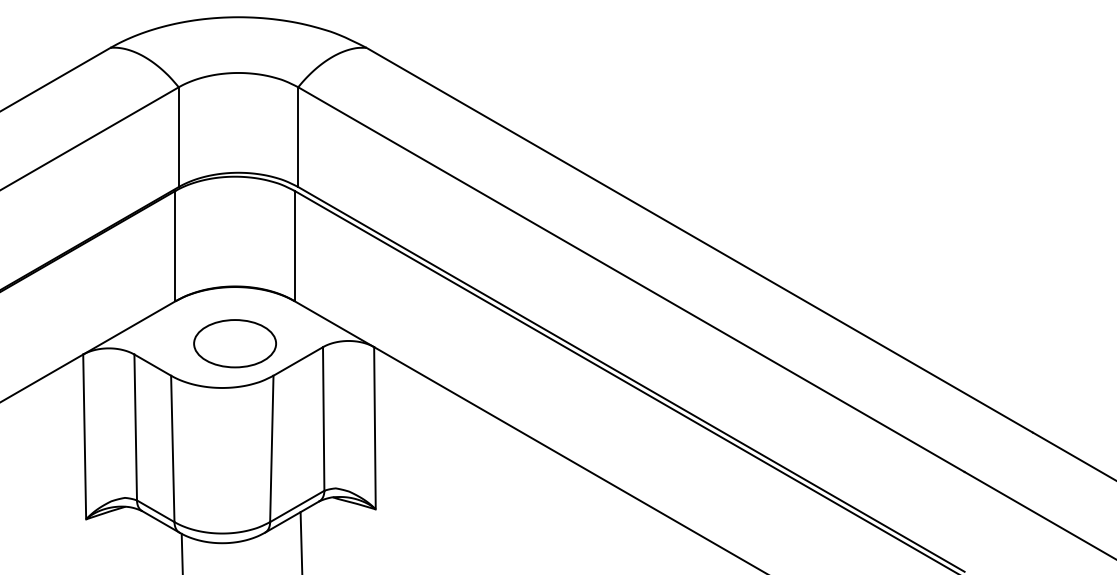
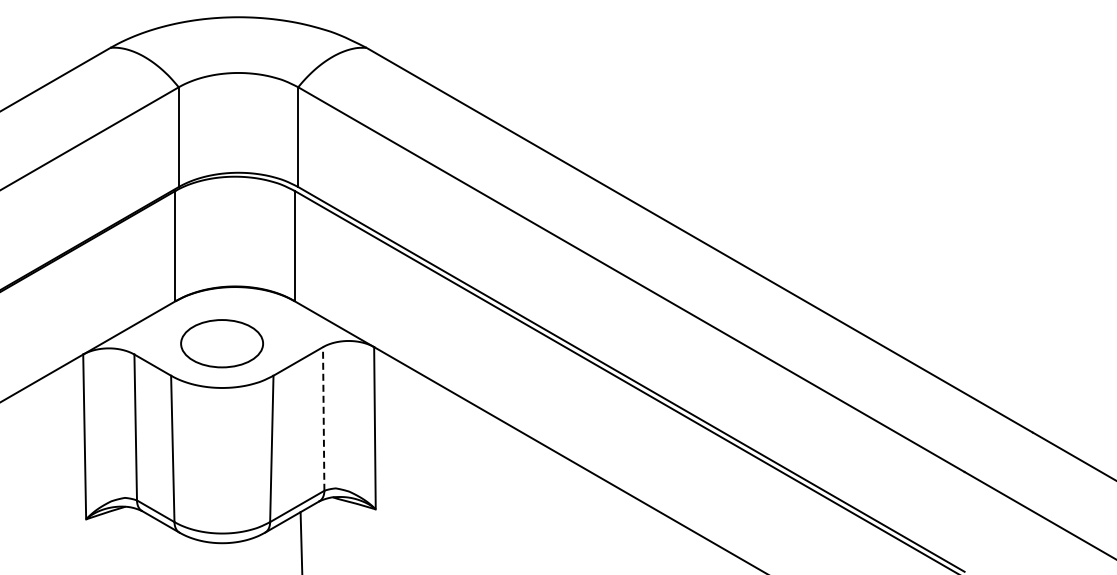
part position: (234, 343) -> (221, 343) (221, 343)
line: solid -> dashed (323, 418)
line: present -> none (181, 552)
